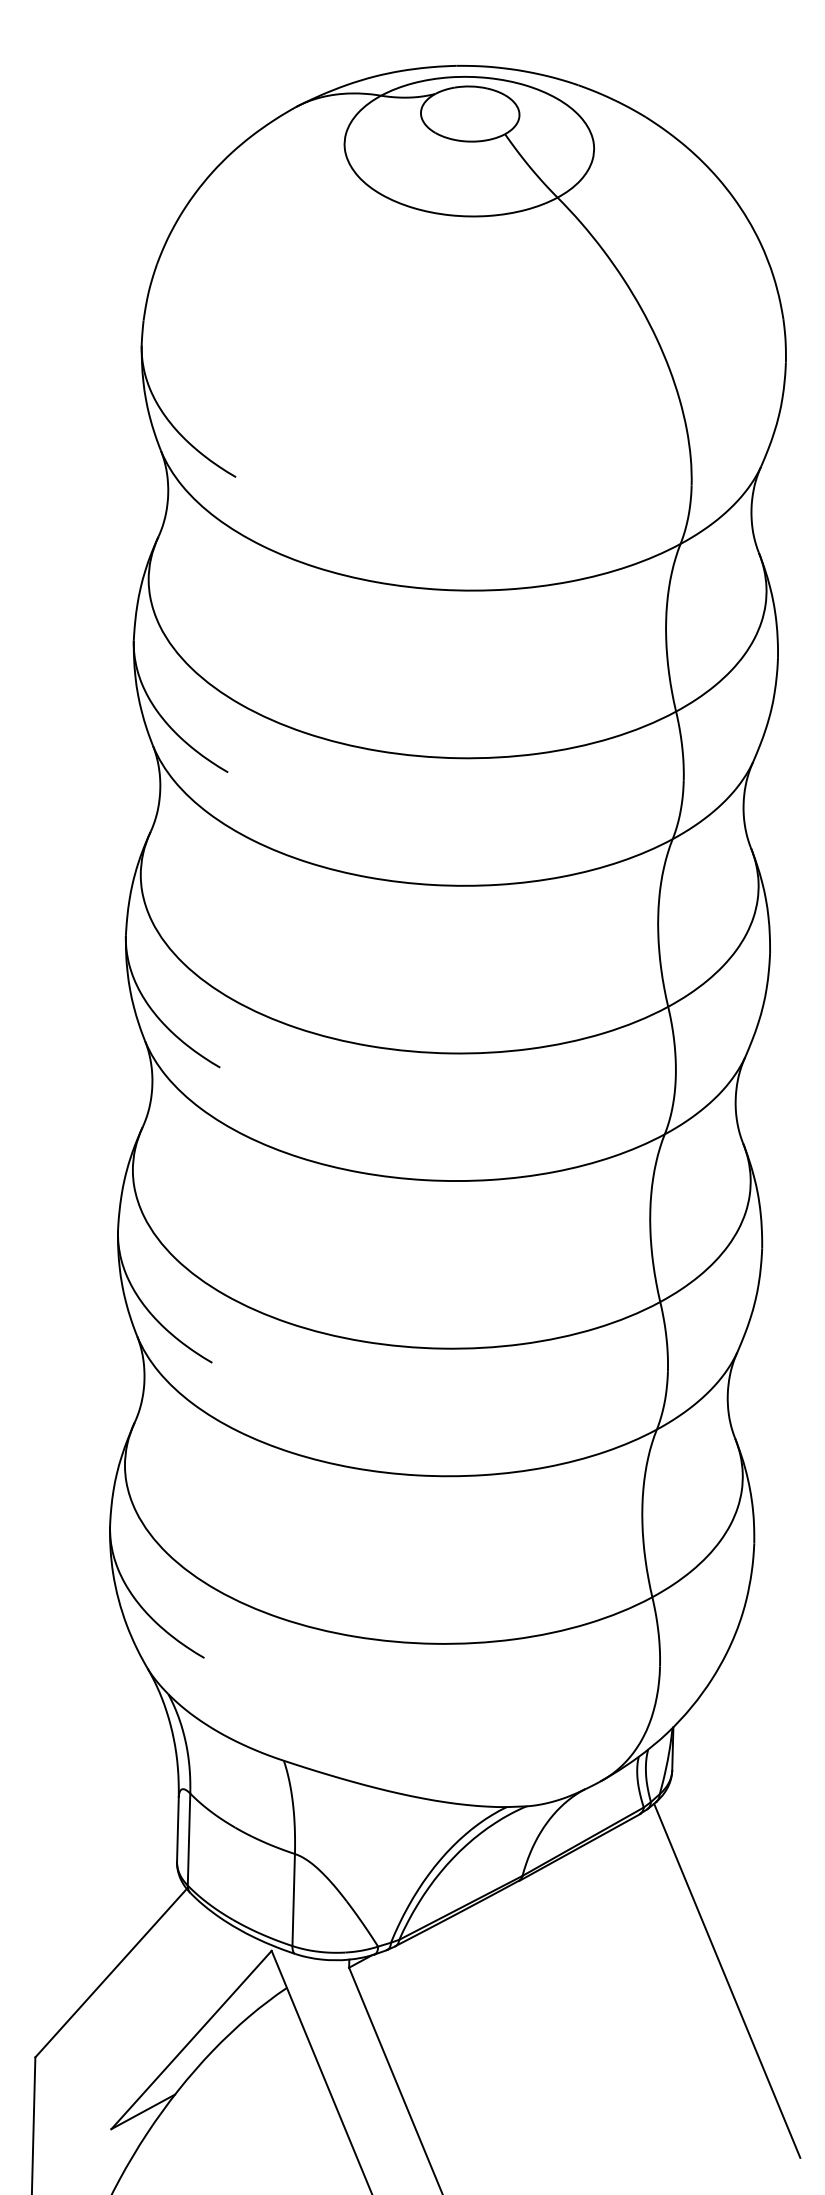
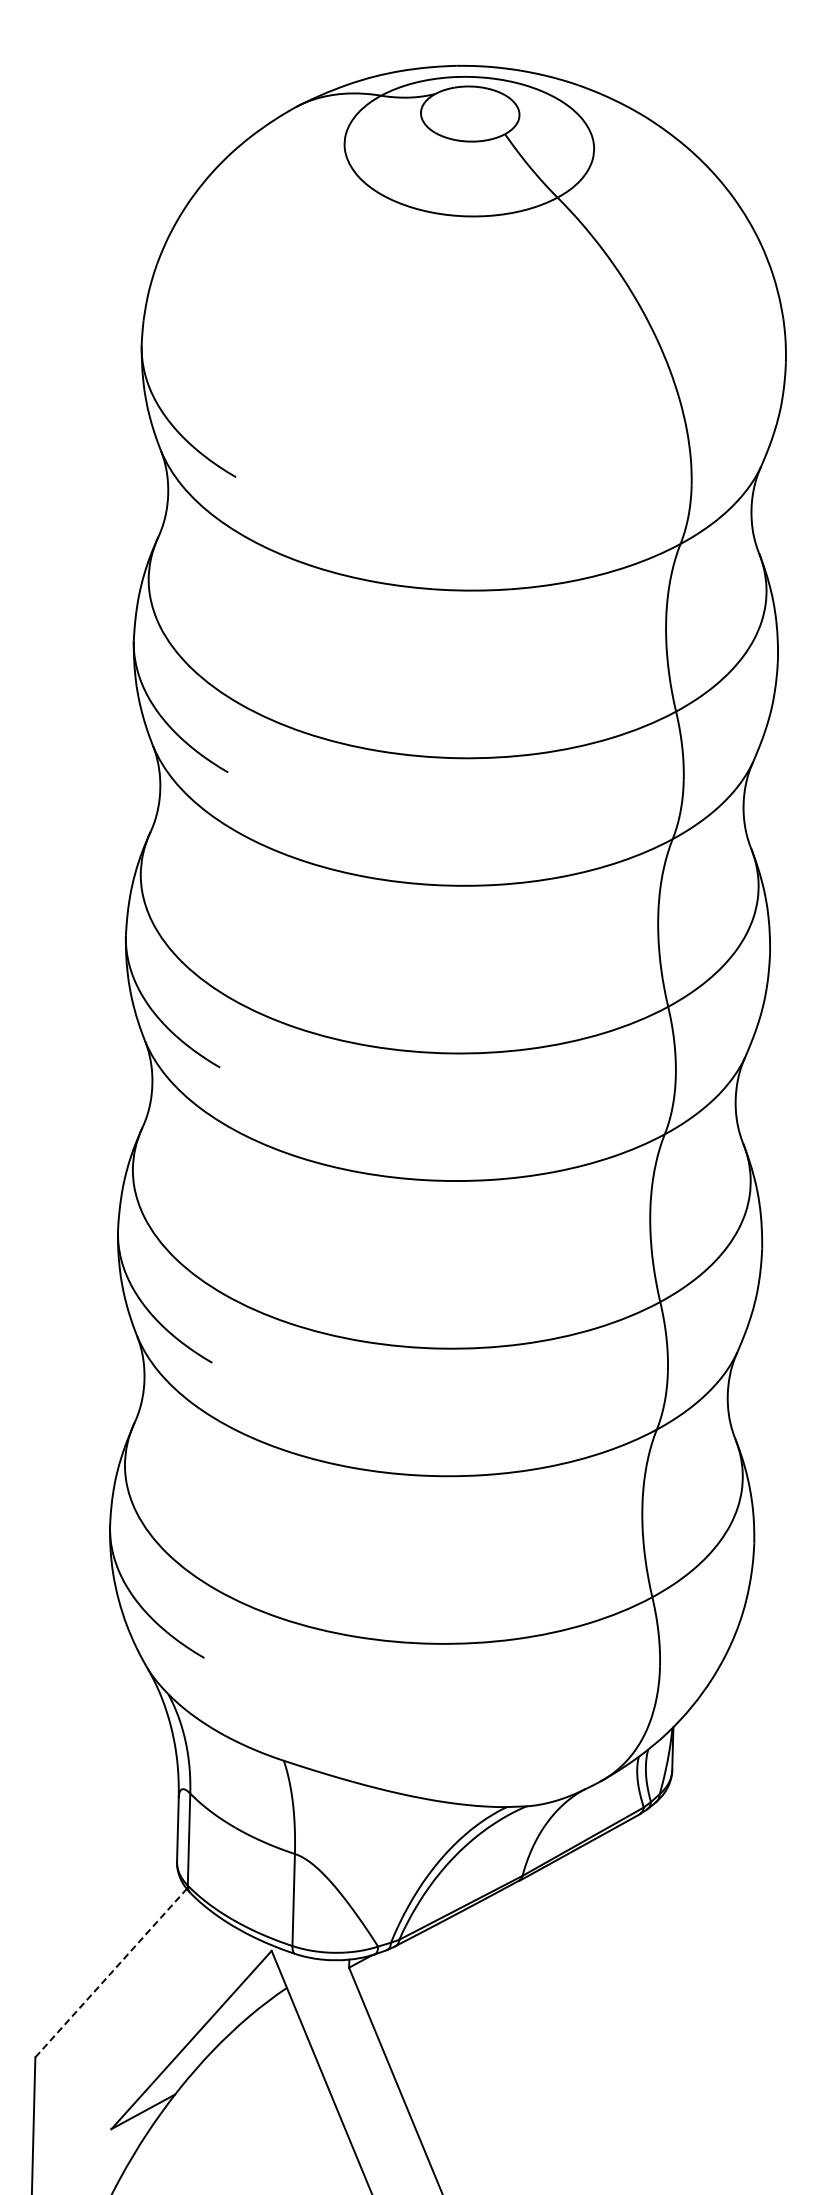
line: solid -> dashed (111, 1972)
line: present -> none (727, 1980)
